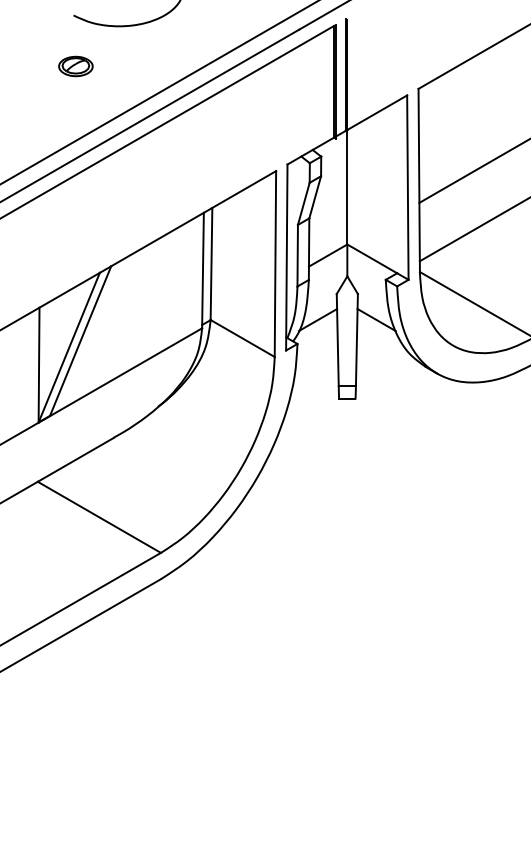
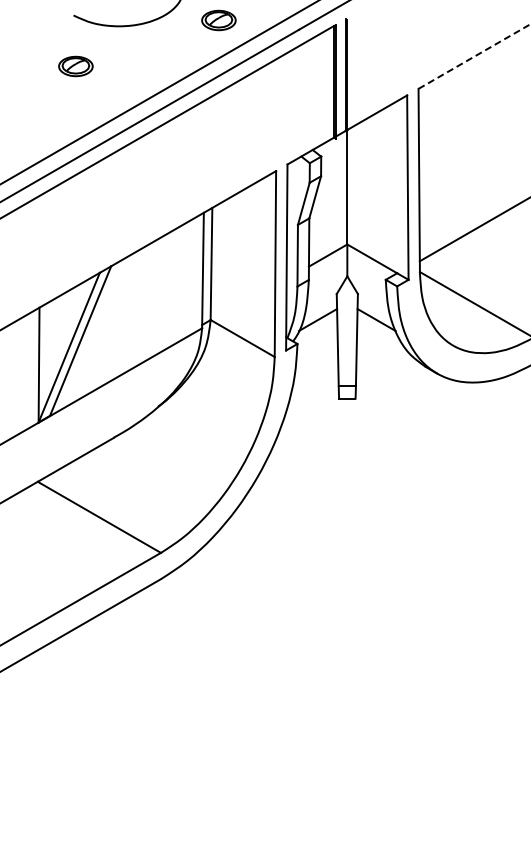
part: none -> present (218, 20)
line: solid -> dashed (474, 56)
line: present -> none (473, 171)
